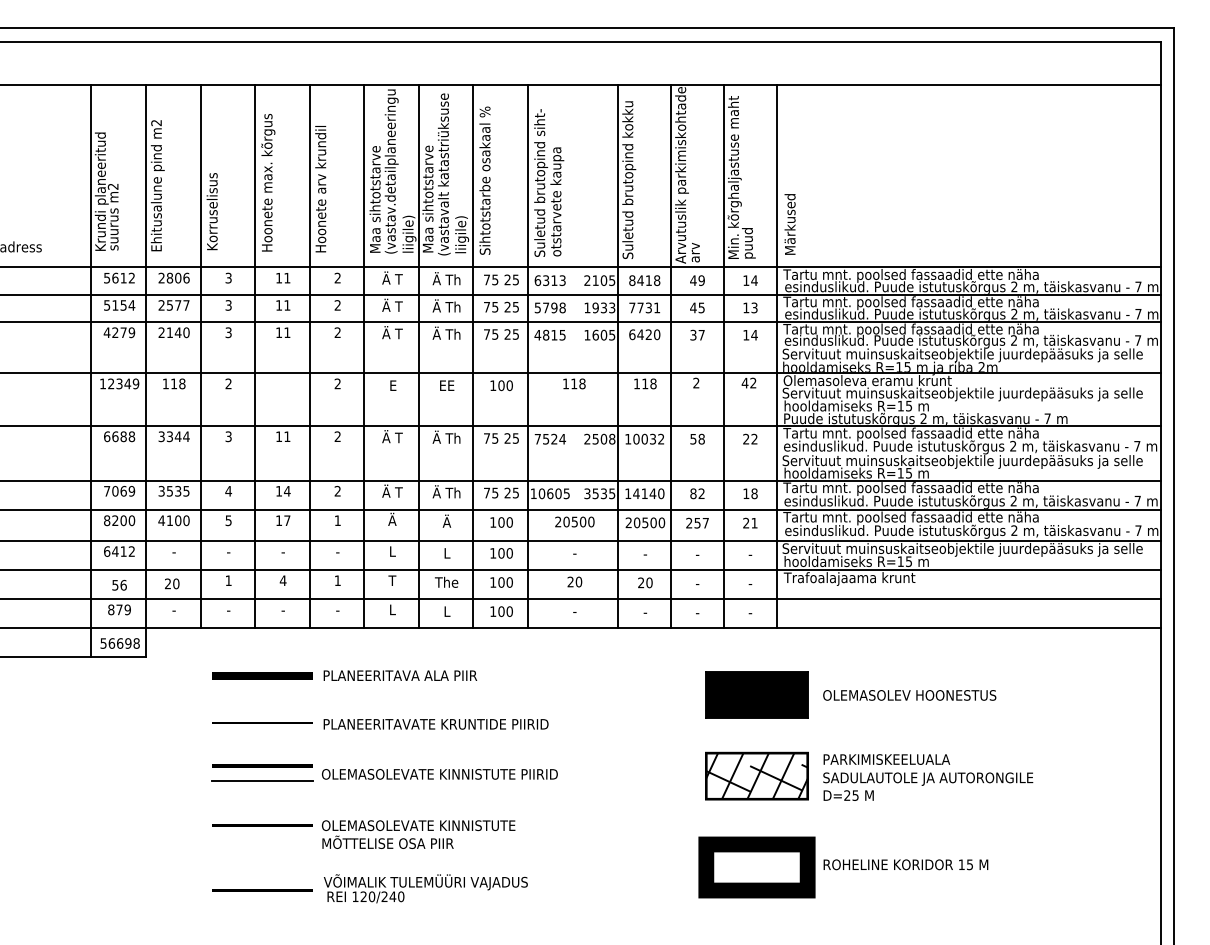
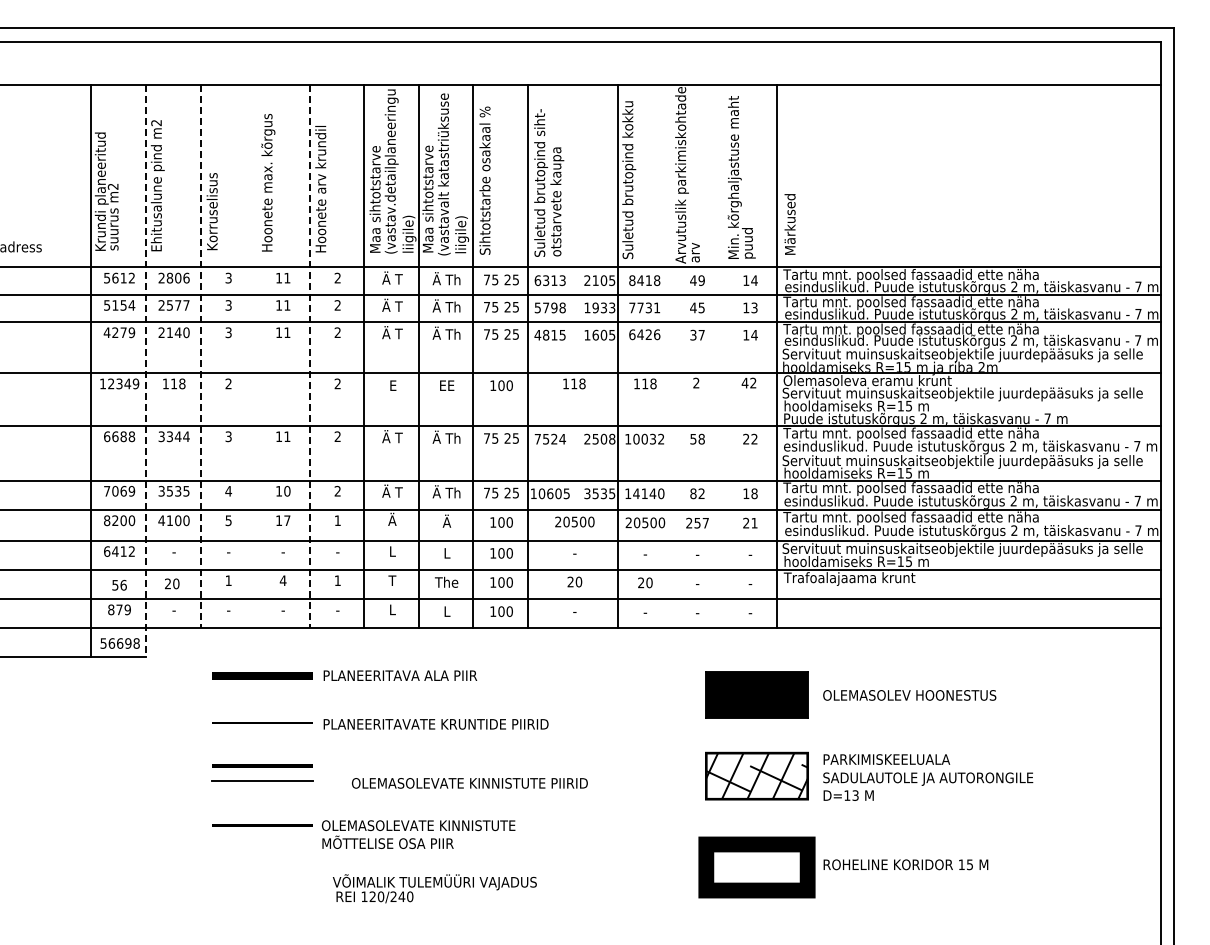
text: 6420 -> 6426 (657, 334)
line: present -> none (255, 356)
line: present -> none (670, 356)
line: present -> none (723, 356)
line: solid -> dashed (200, 357)
line: solid -> dashed (309, 357)
line: solid -> dashed (146, 371)
text: 14 -> 10 (287, 490)
text position: (439, 774) -> (469, 783) (469, 783)
text: D=25 -> D=13 (851, 795)
text position: (425, 888) -> (434, 888) (434, 888)
line: present -> none (262, 890)
